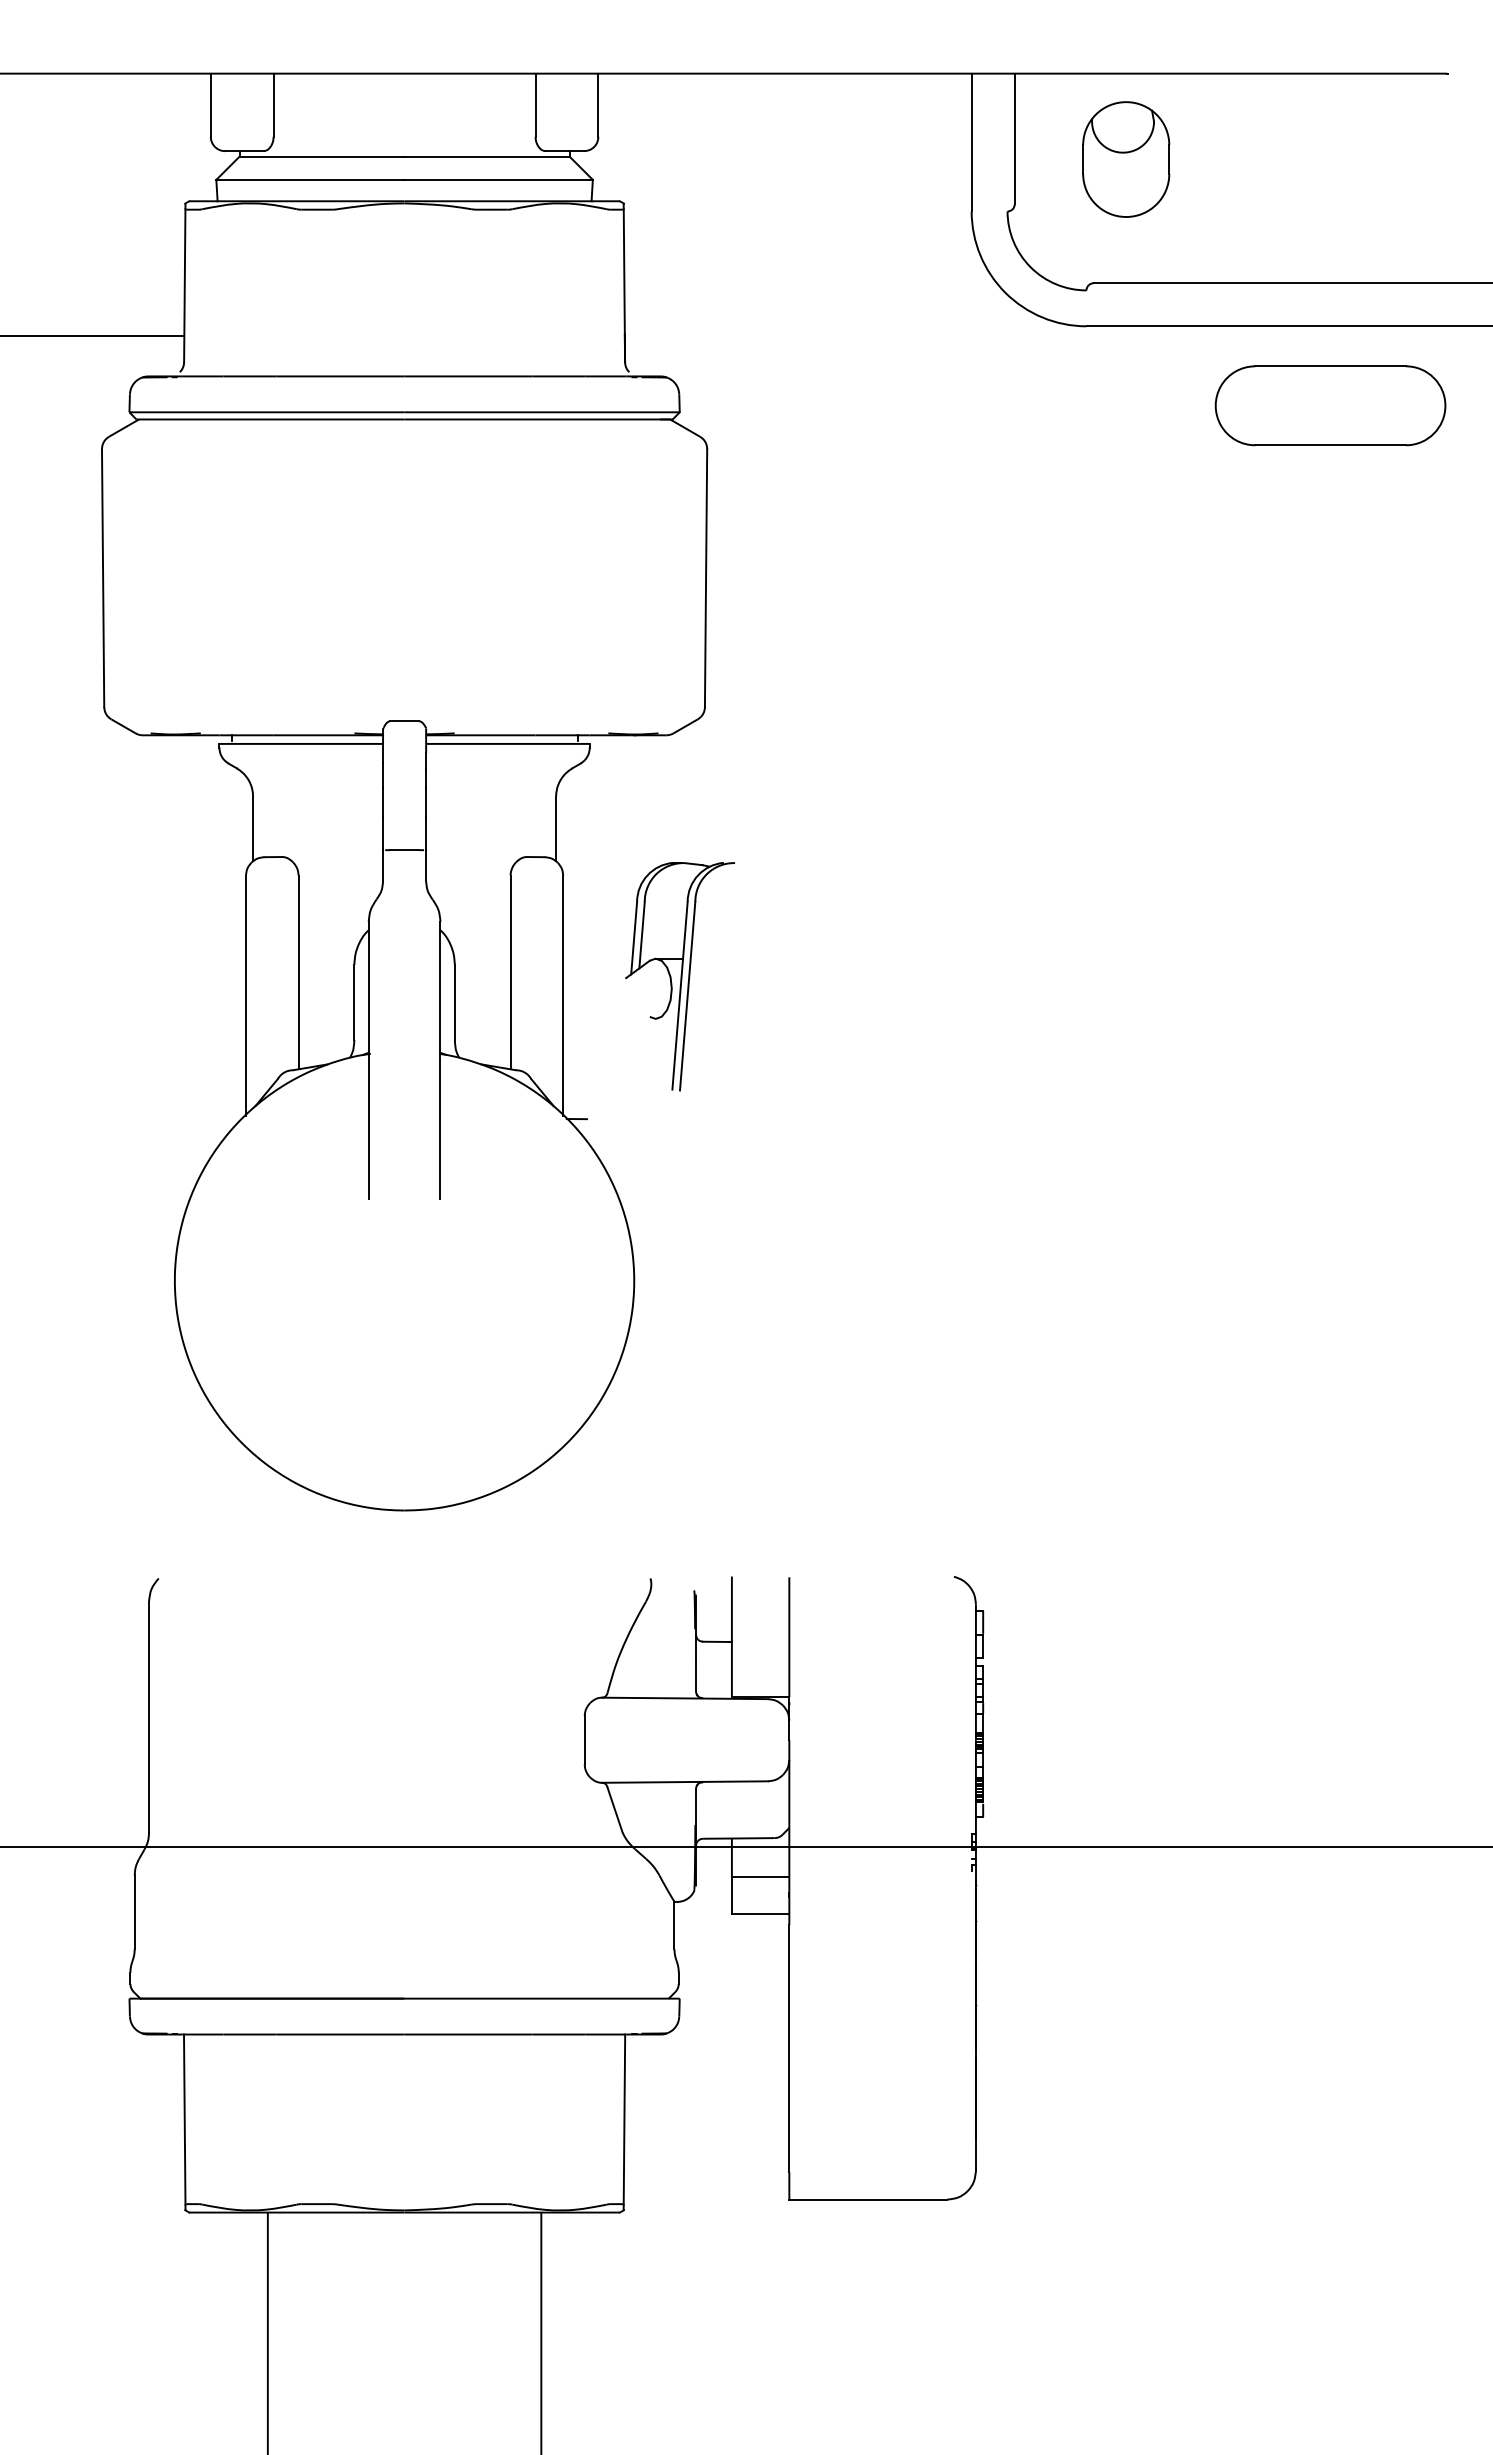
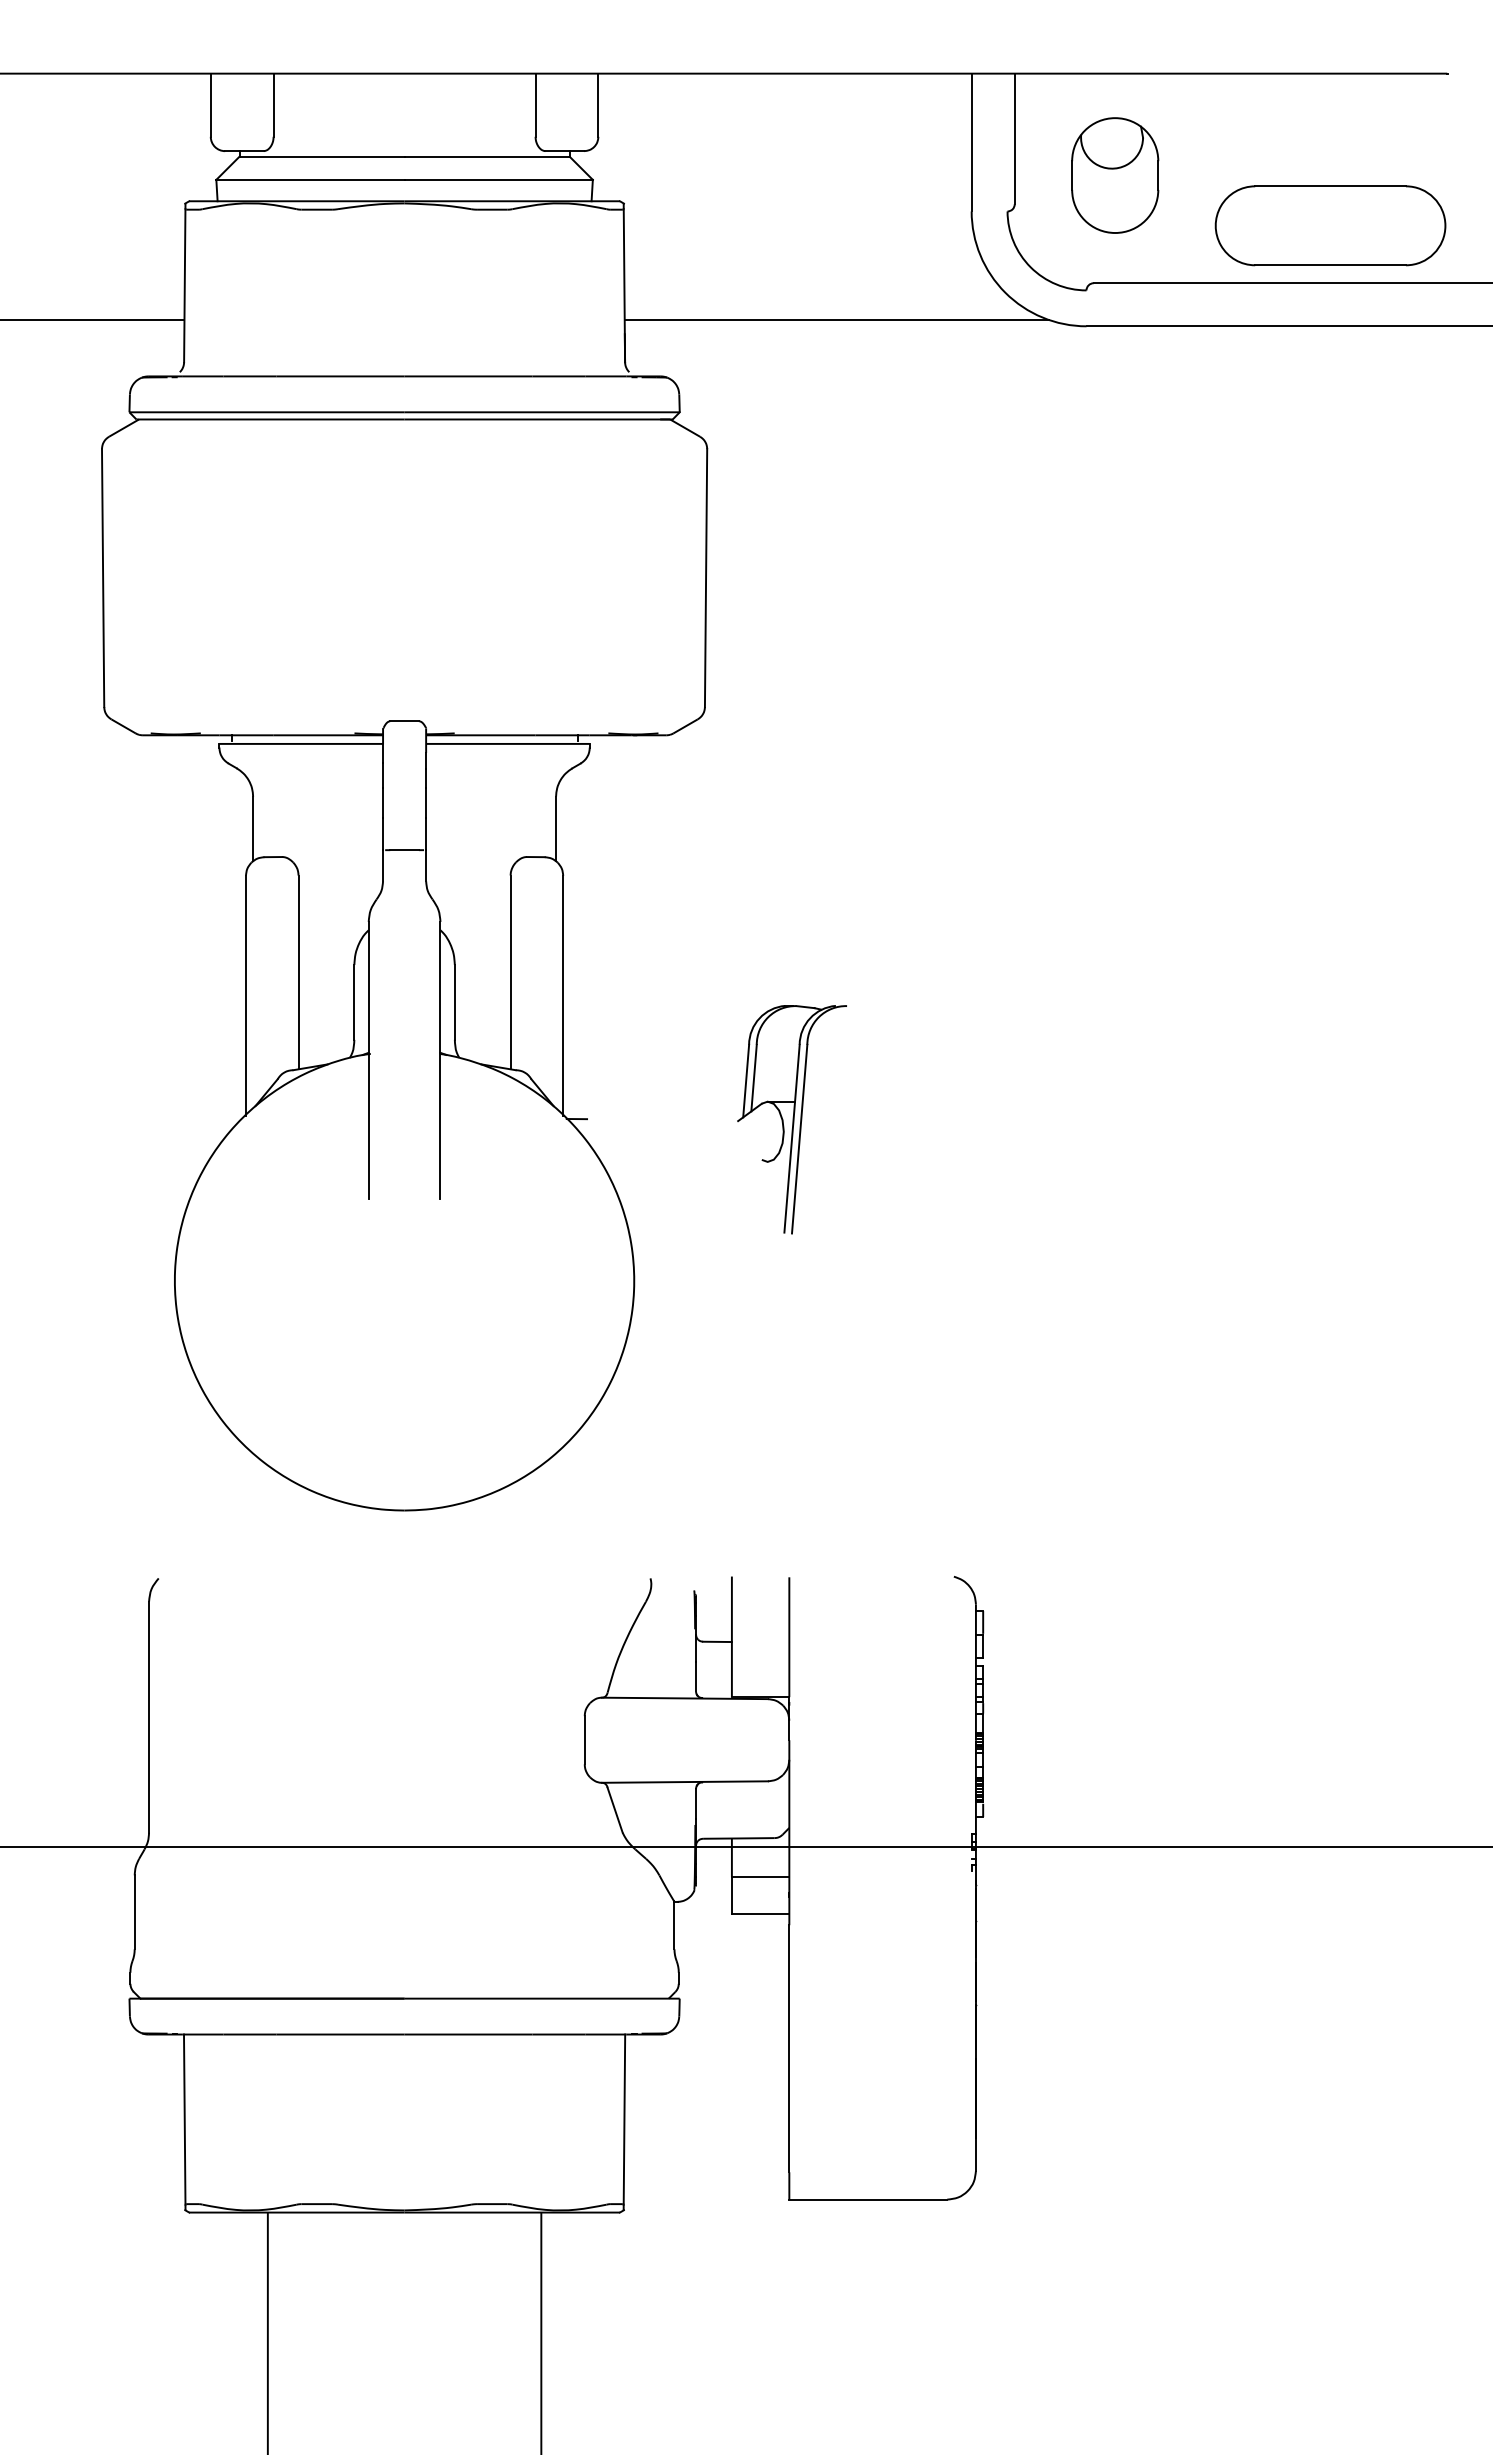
part position: (1126, 159) -> (1115, 175) (1115, 175)
line: none -> present (836, 320)
line position: (93, 336) -> (93, 320) (93, 320)
part position: (1330, 405) -> (1330, 225) (1330, 225)
part position: (679, 976) -> (791, 1119) (791, 1119)
